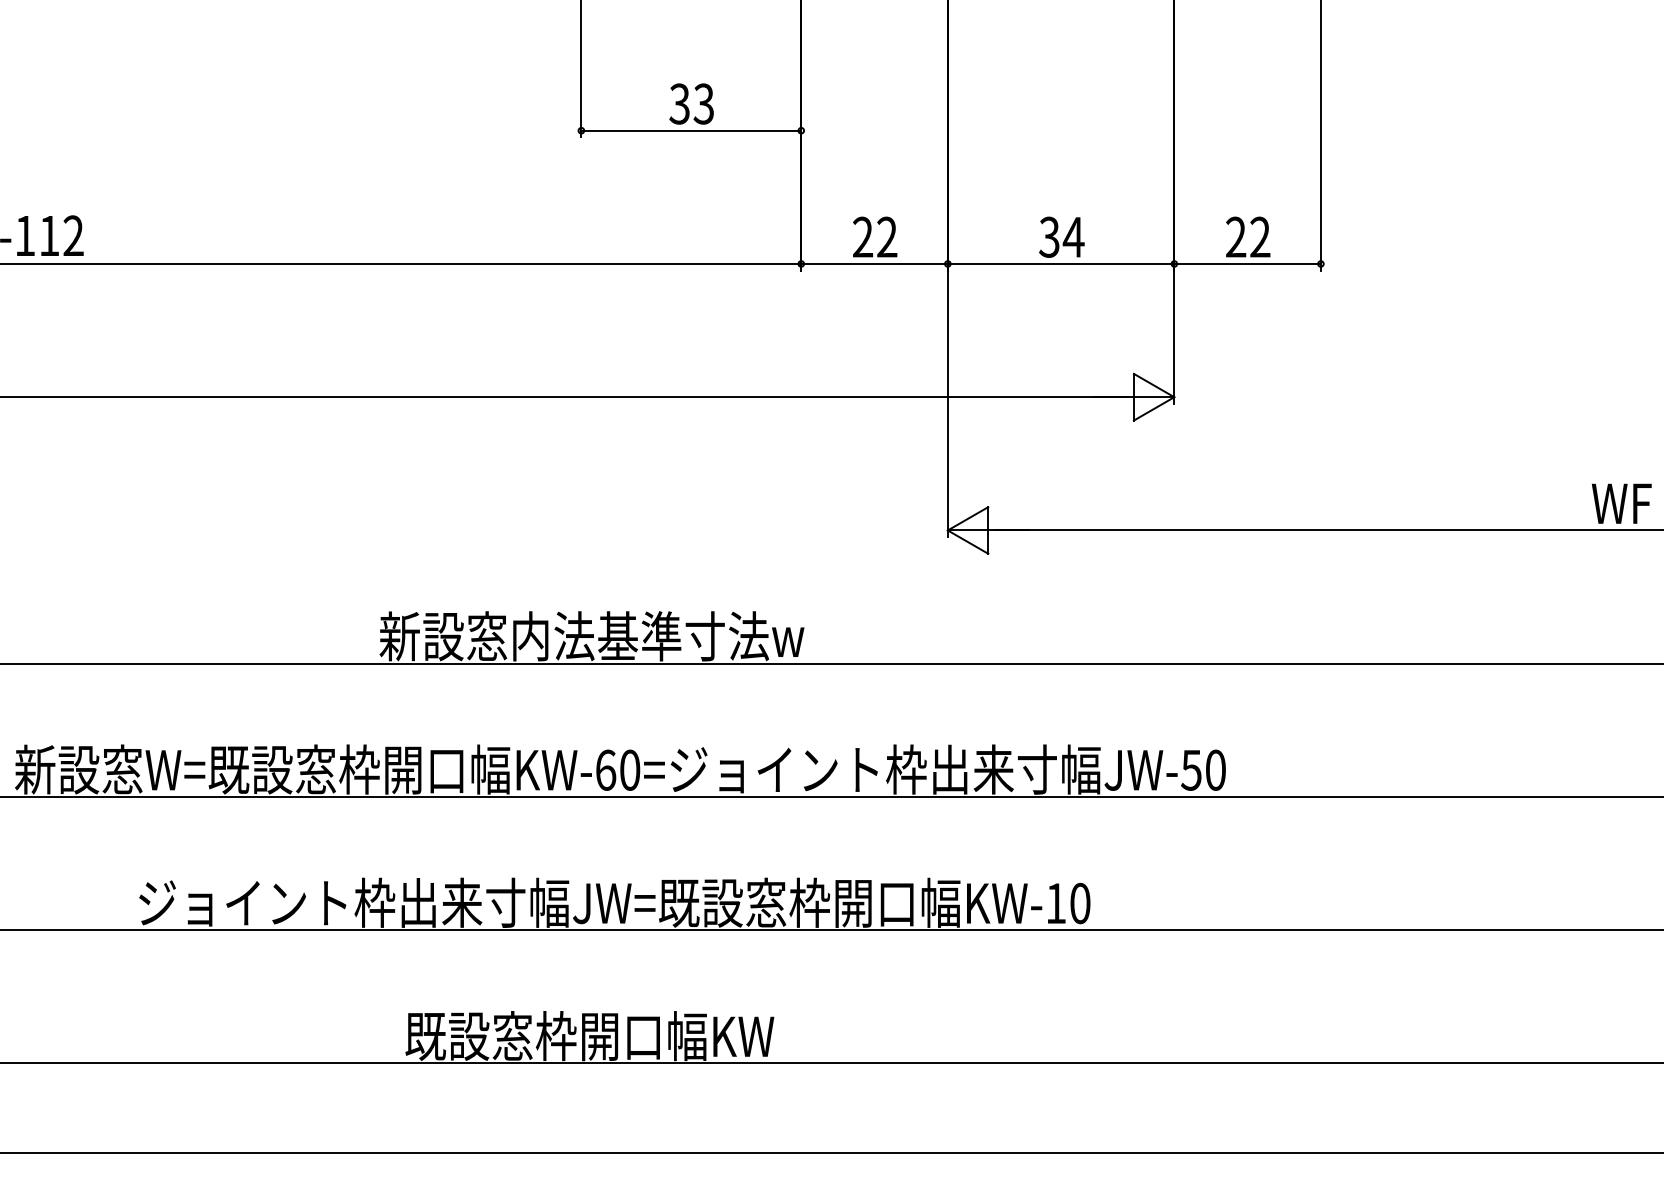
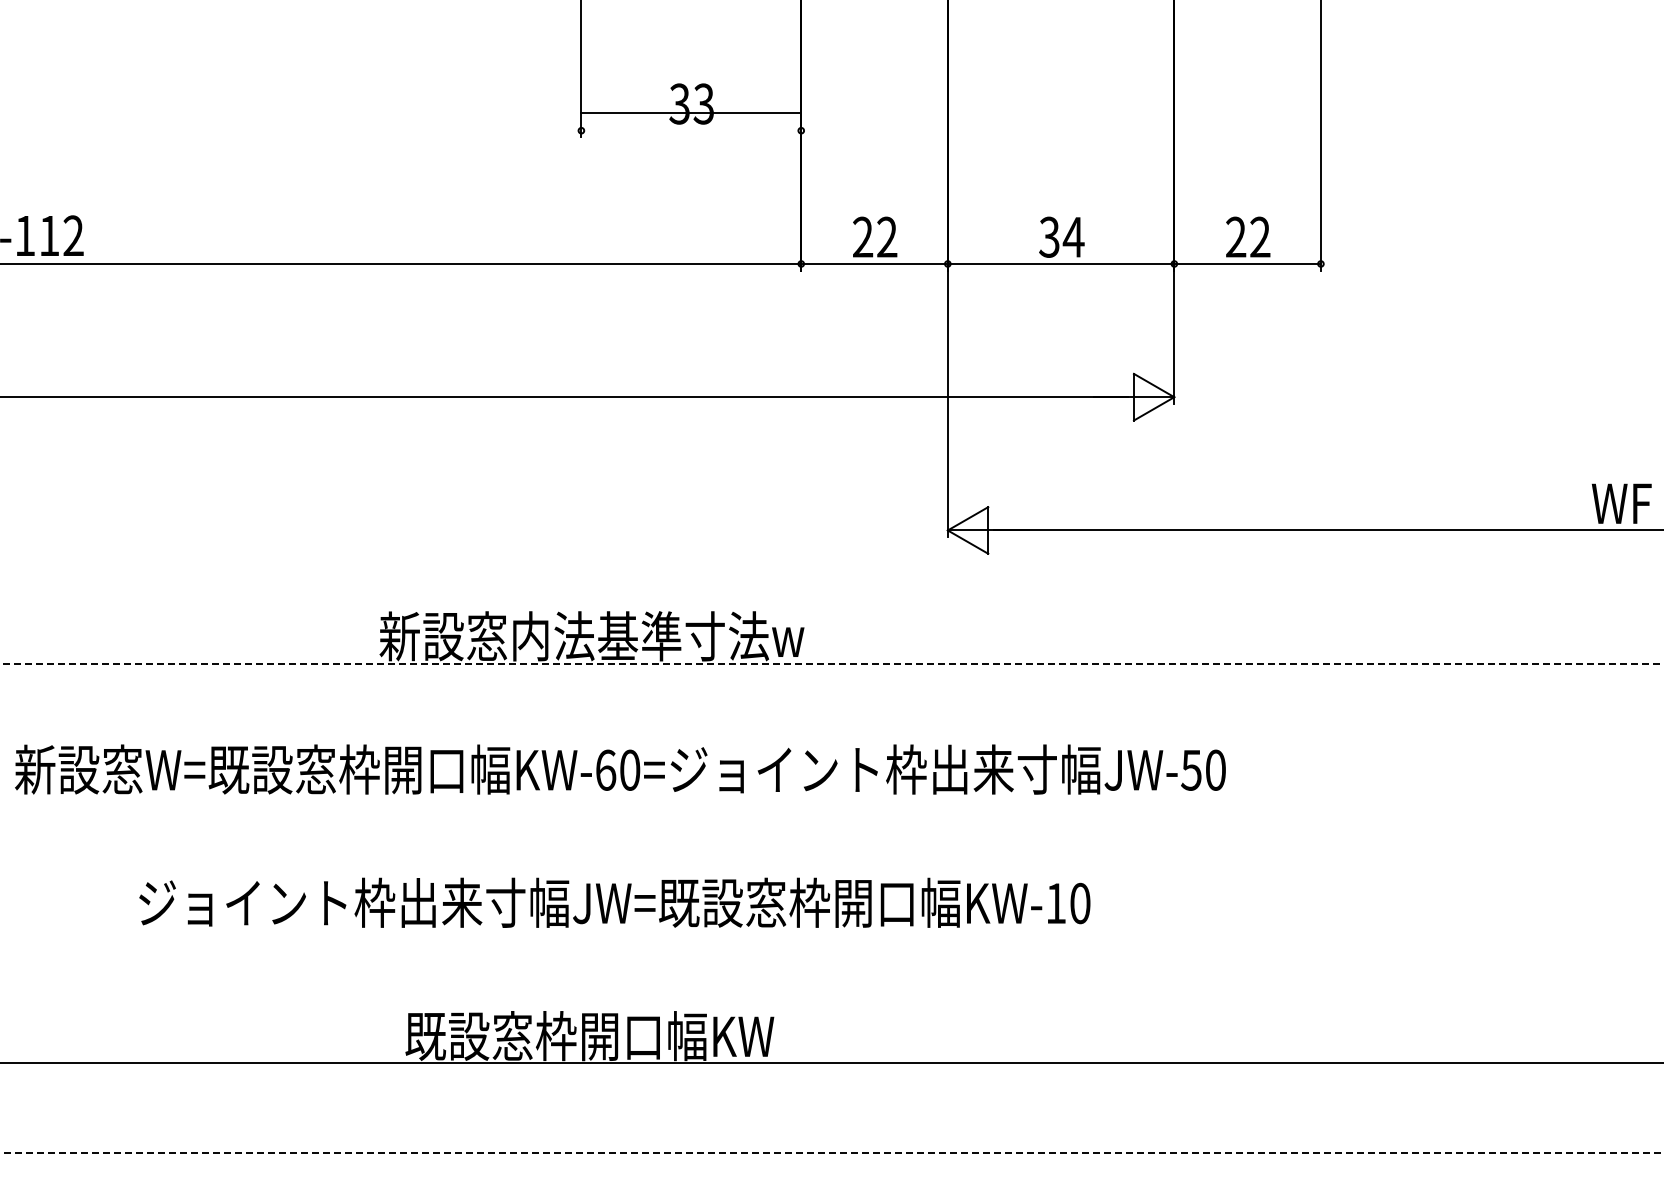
line position: (691, 130) -> (691, 112) (691, 112)
line: solid -> dashed (831, 663)
line: present -> none (831, 796)
line: present -> none (831, 930)
line: solid -> dashed (831, 1153)
